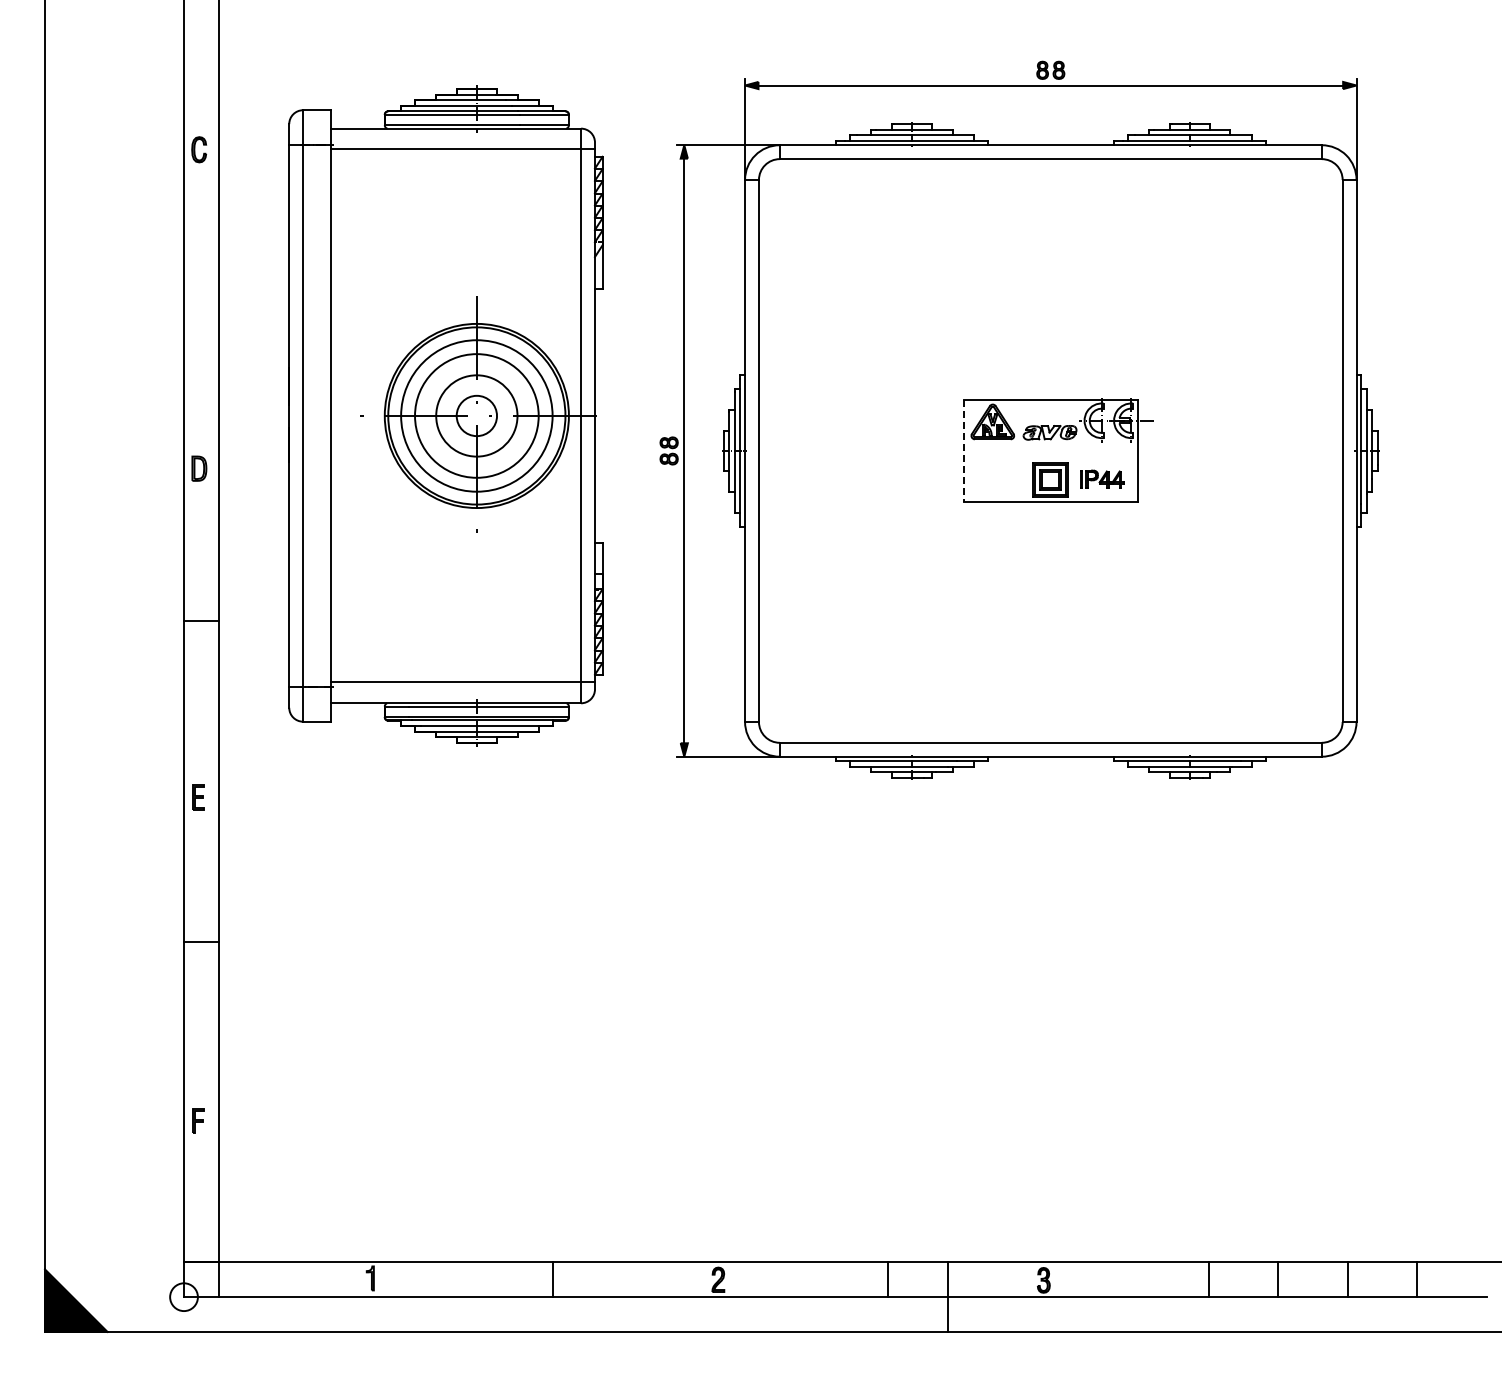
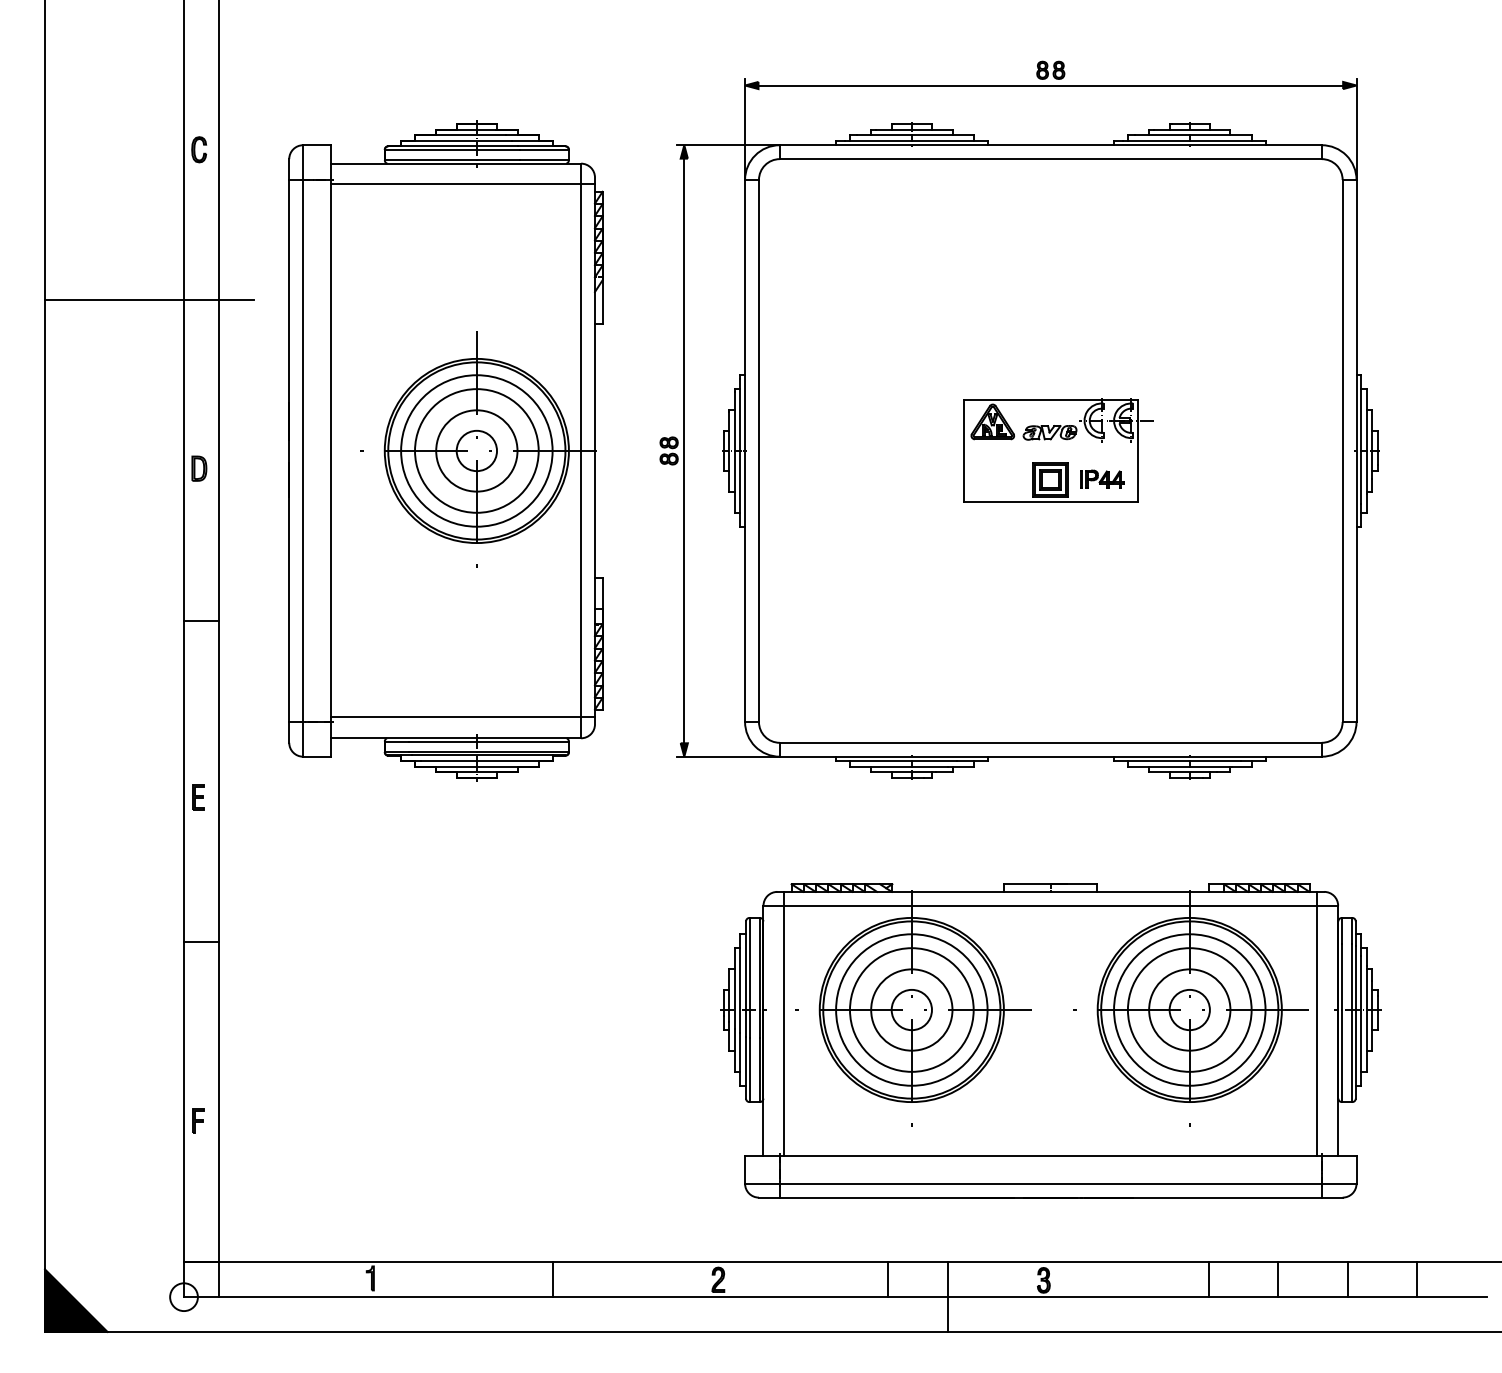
line: none -> present (149, 300)
part position: (445, 415) -> (445, 450) (445, 450)
line: dashed -> solid (963, 451)
part: none -> present (1050, 1040)
